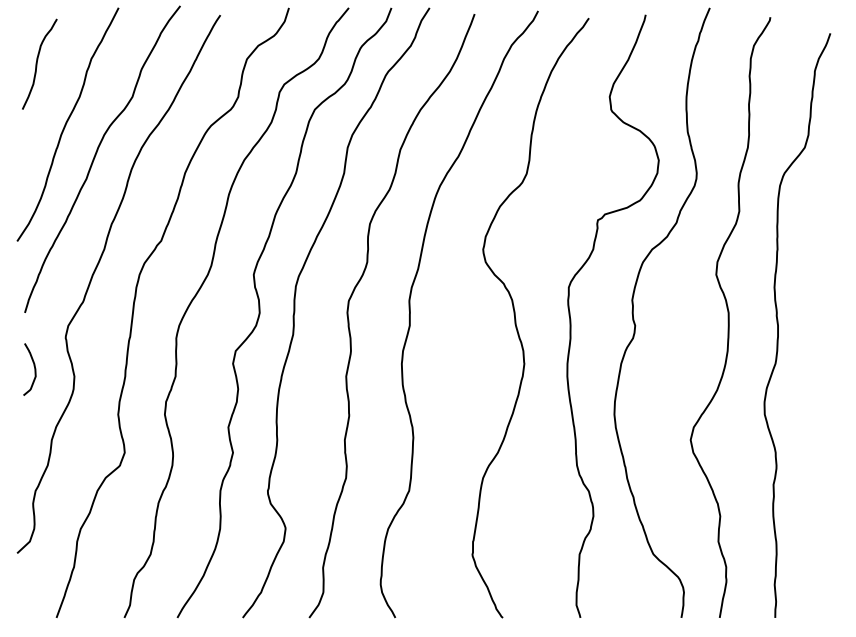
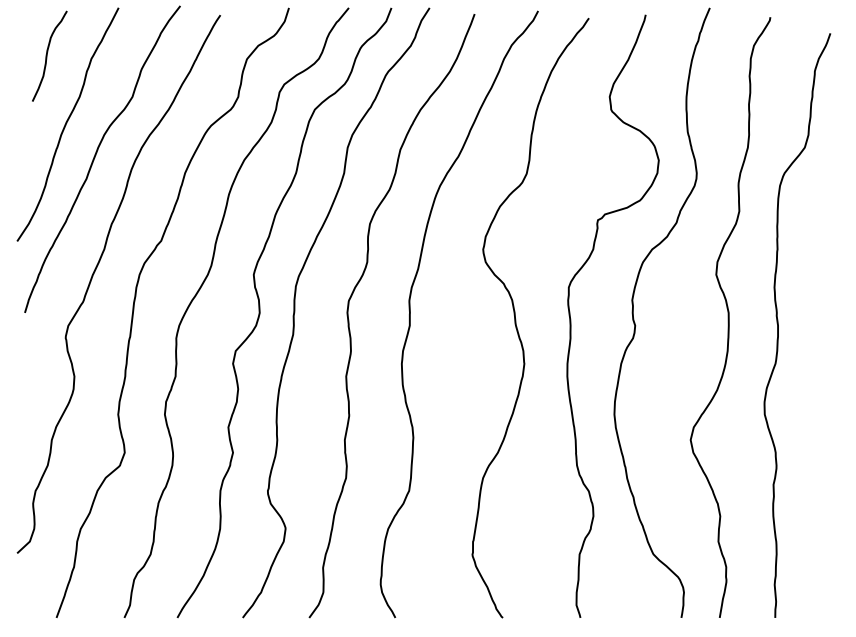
curve position: (37, 63) -> (47, 55) (47, 55)
curve: present -> none (33, 366)
